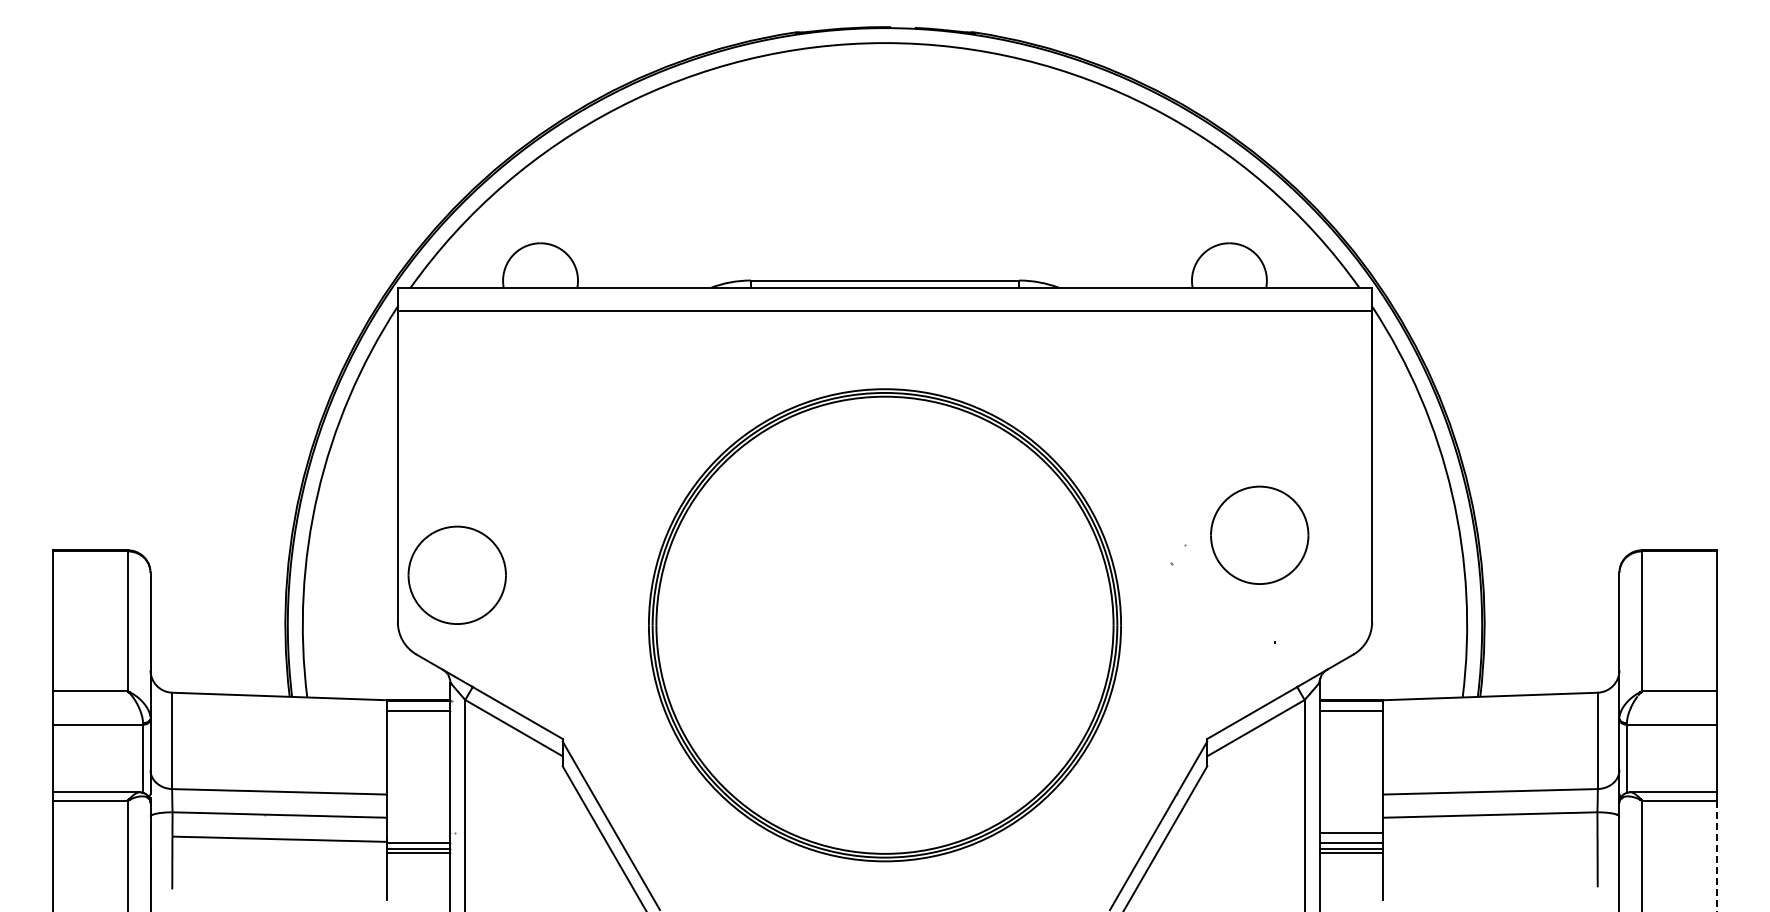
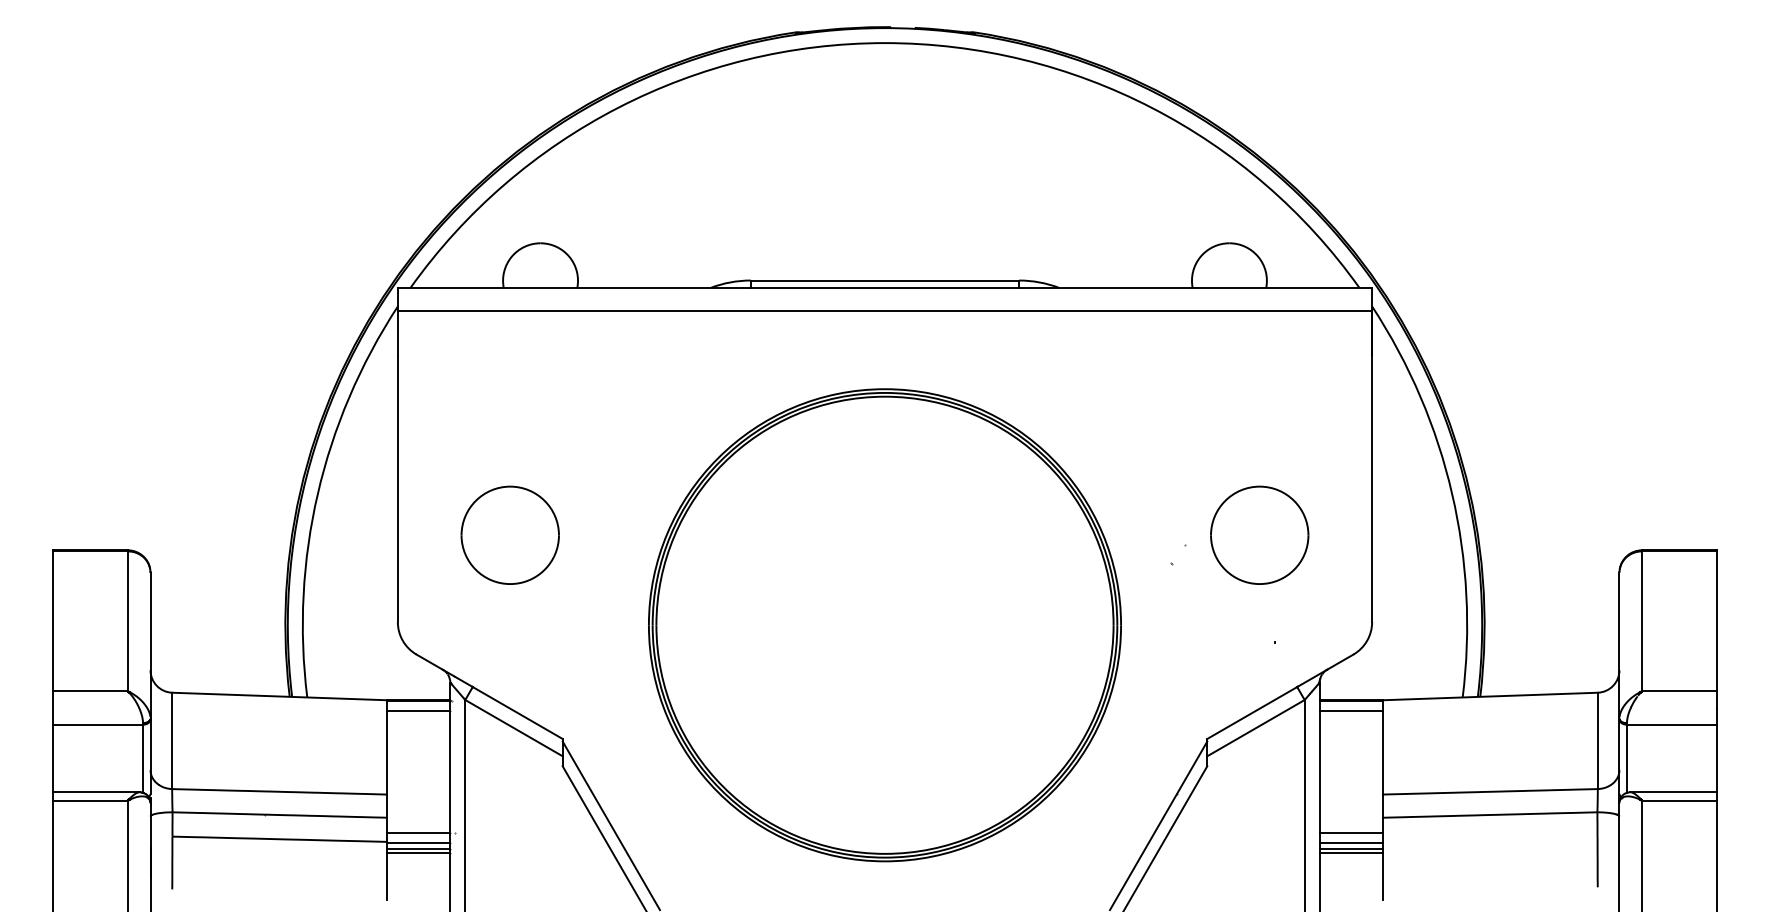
part position: (456, 574) -> (509, 534) (509, 534)
line: none -> present (418, 833)
line: dashed -> solid (1716, 856)
